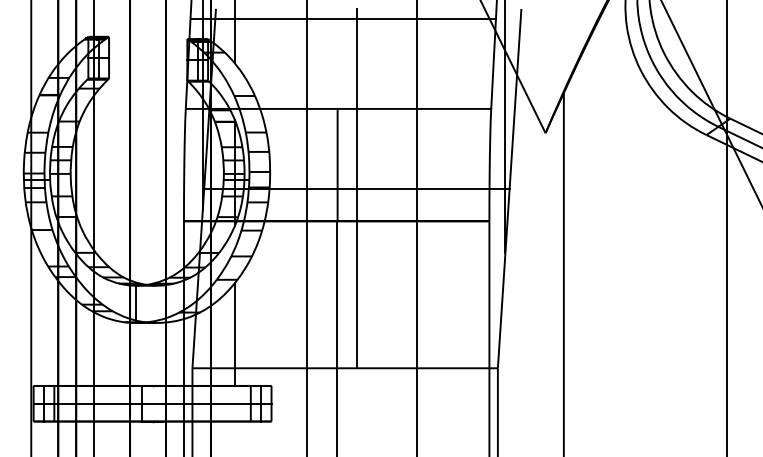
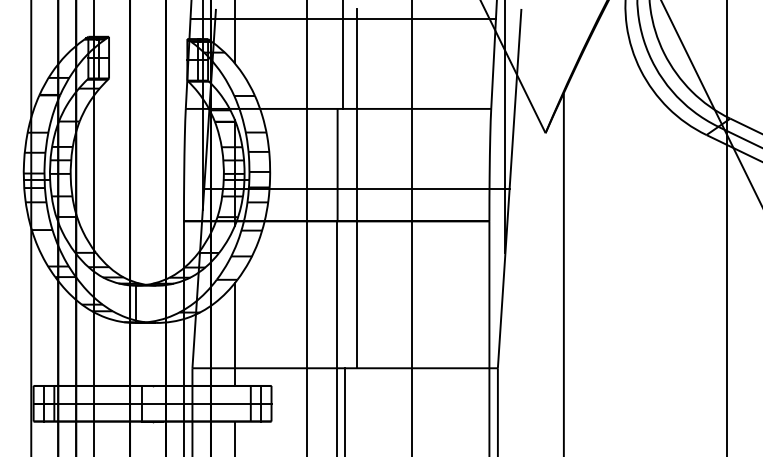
line: none -> present (343, 55)
line position: (416, 227) -> (411, 227) (411, 227)
line: none -> present (345, 410)
line: none -> present (234, 437)
